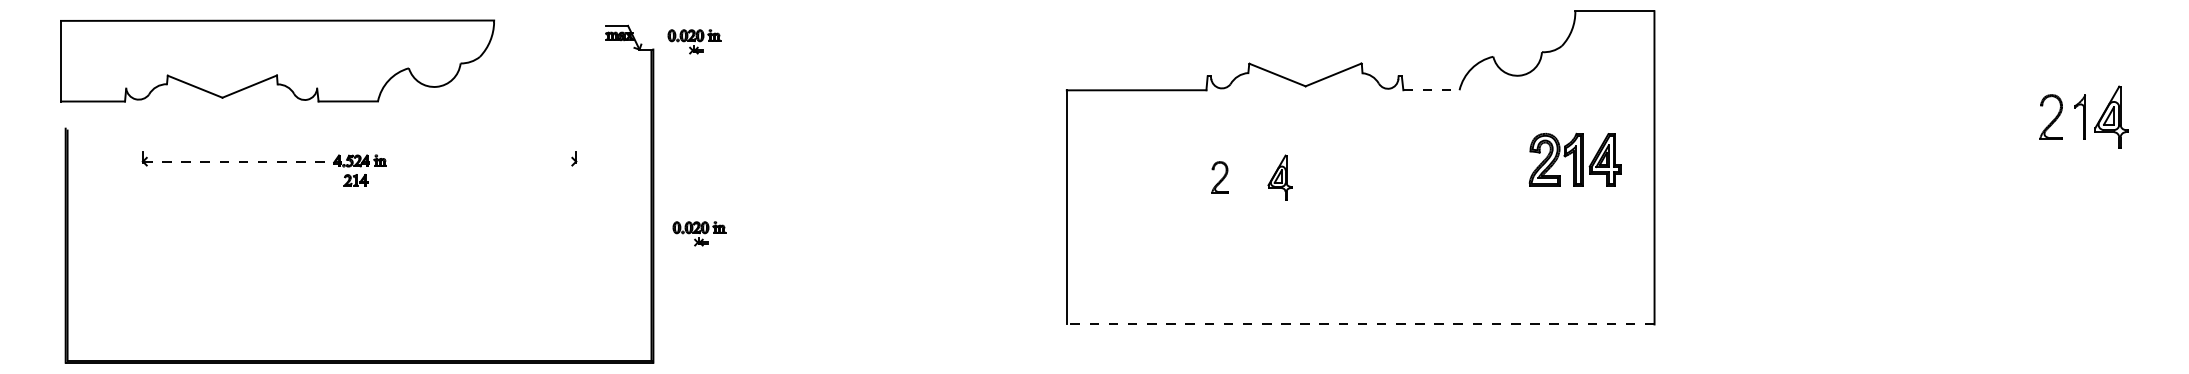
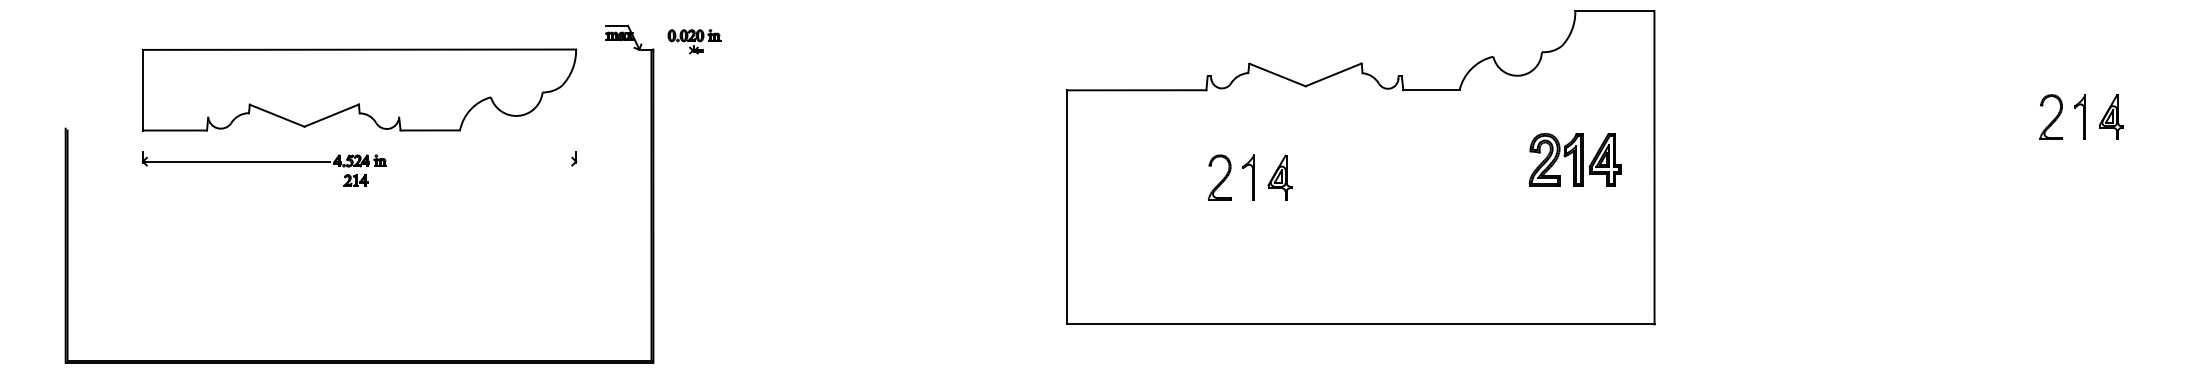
part position: (277, 60) -> (359, 89) (359, 89)
line: dashed -> solid (1431, 90)
part size: 35x64 px -> 25x46 px (2111, 116)
line: dashed -> solid (236, 161)
part size: 18x33 px -> 24x47 px (1219, 177)
part: none -> present (1248, 177)
part: present -> none (699, 233)
line: dashed -> solid (1360, 324)
